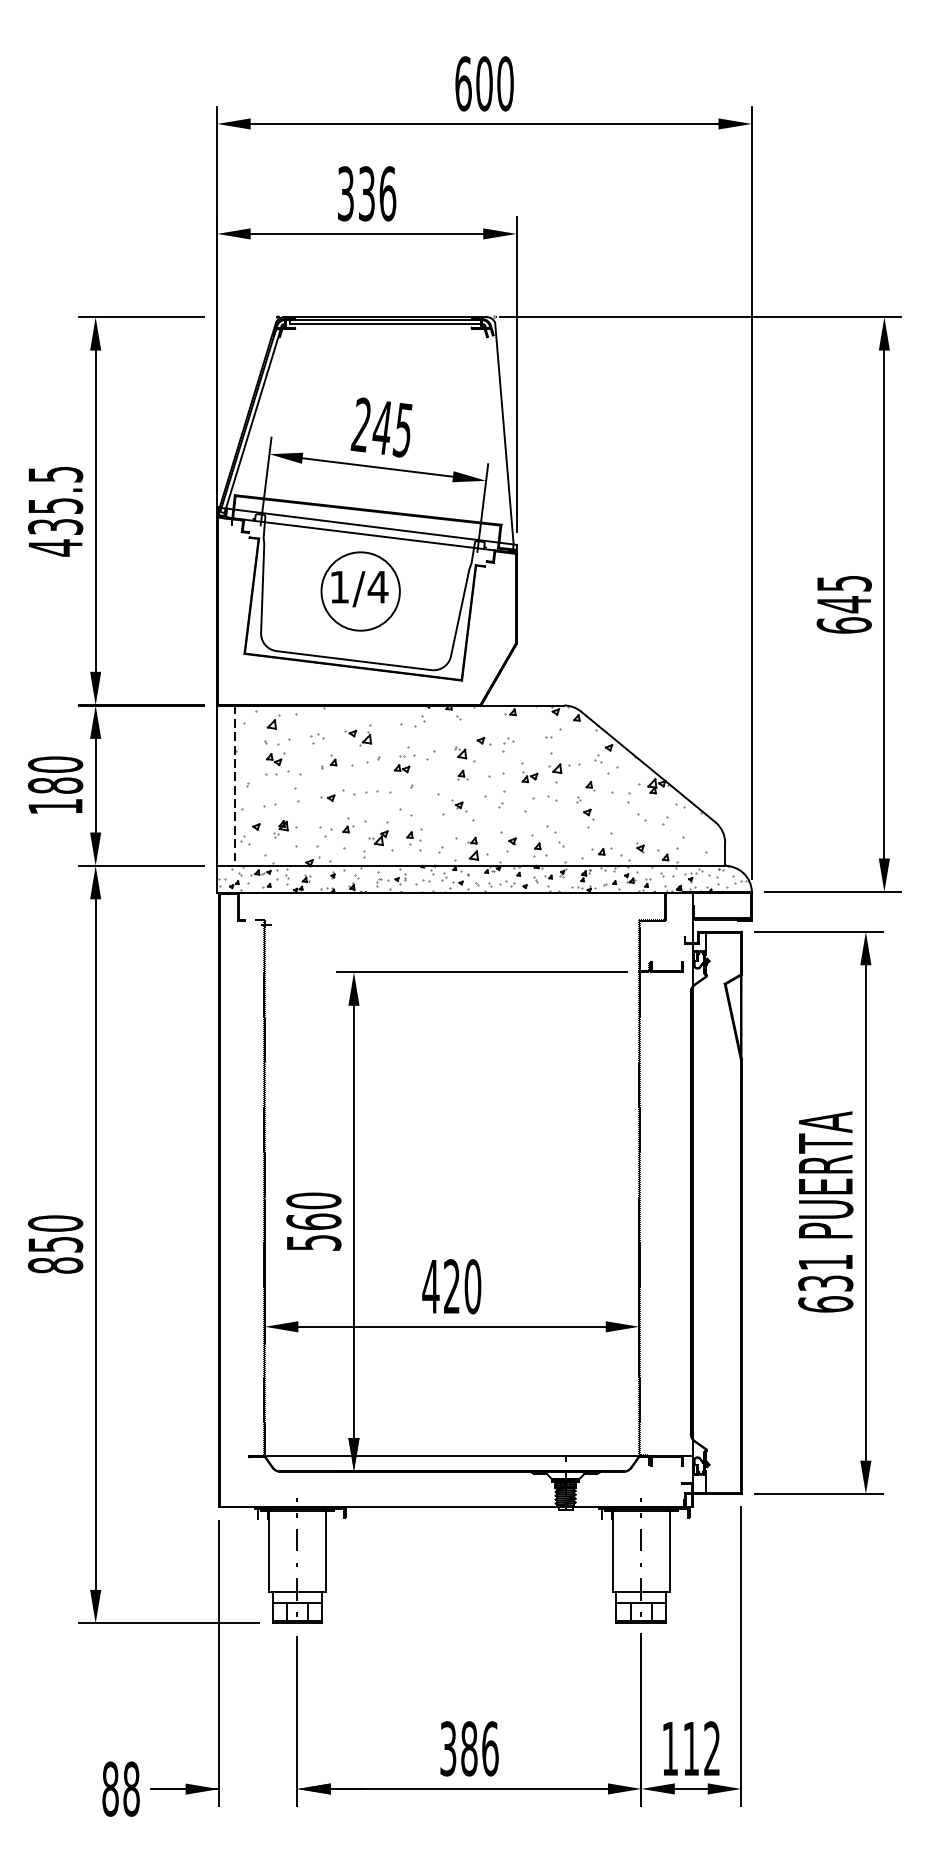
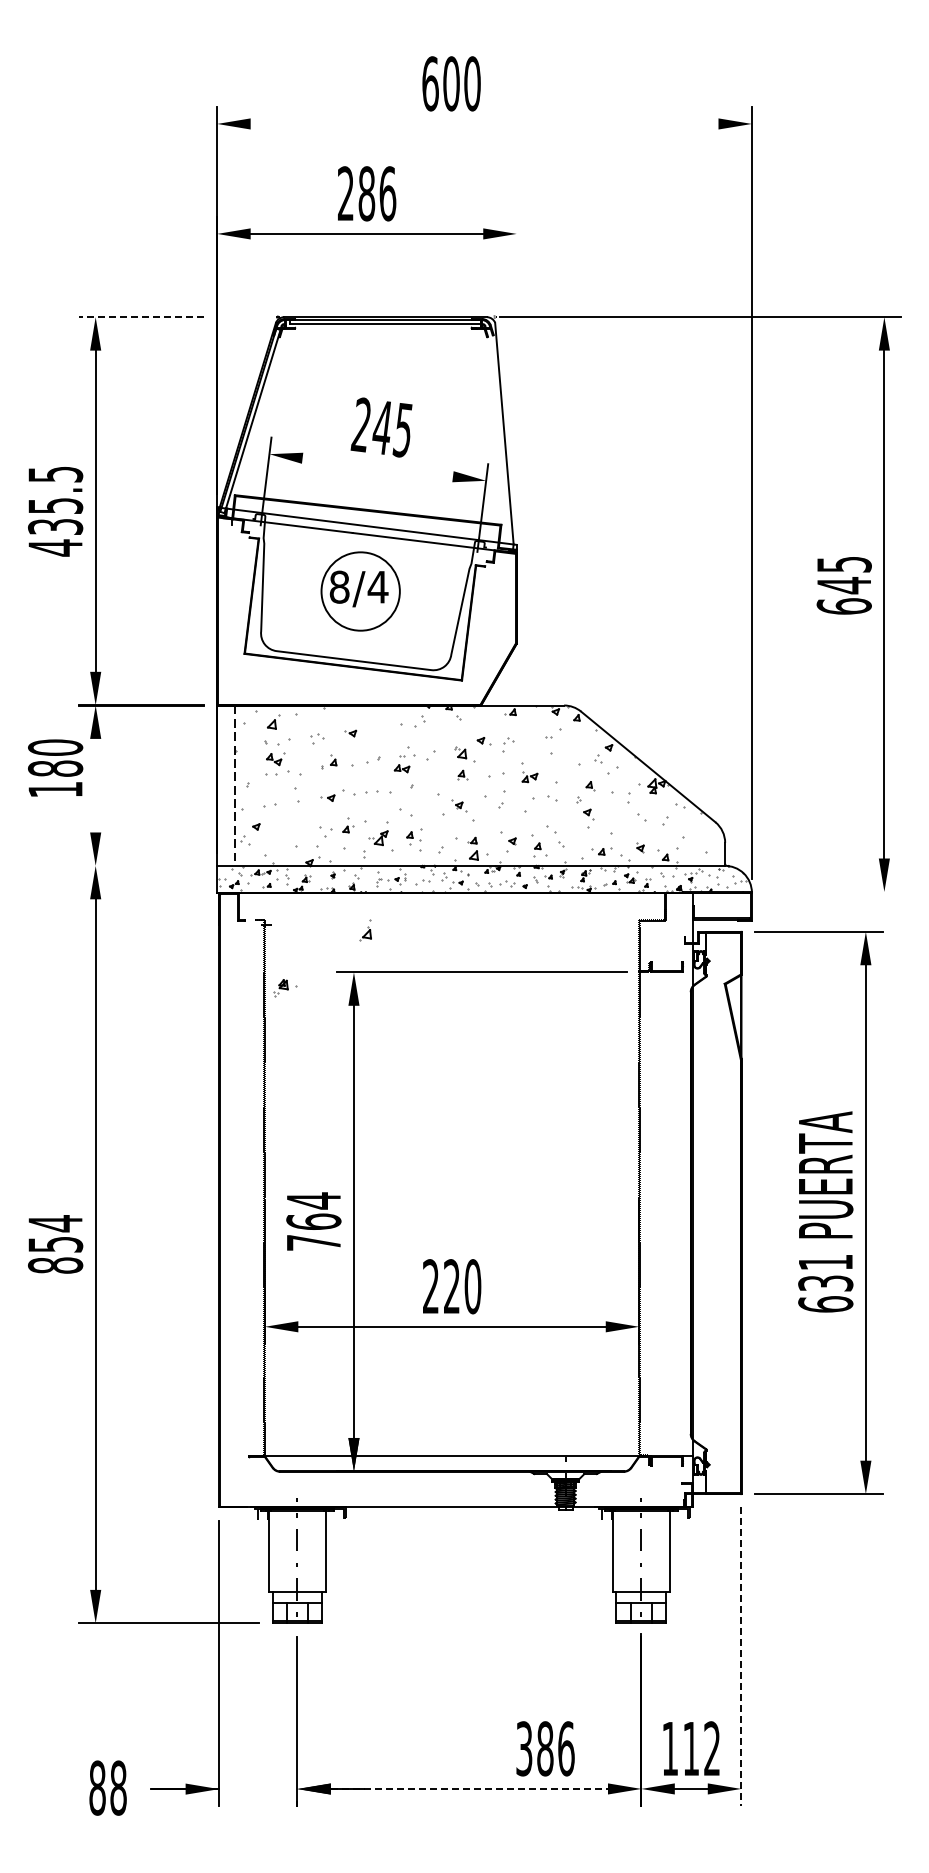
text position: (484, 83) -> (451, 83) (451, 83)
line: present -> none (484, 123)
text: 336 -> 286 (356, 193)
line: solid -> dashed (140, 317)
line: present -> none (516, 374)
line: present -> none (377, 467)
text: 1/4 -> 8/4 (339, 586)
text position: (843, 604) -> (843, 585) (843, 585)
part position: (365, 735) -> (365, 930) (365, 930)
part: present -> none (559, 768)
text position: (55, 784) -> (55, 767) (55, 767)
line: present -> none (95, 785)
part position: (285, 829) -> (285, 988) (285, 988)
line: present -> none (140, 865)
line: present -> none (833, 891)
text: 560 -> 764 (313, 1221)
text: 850 -> 854 (55, 1223)
text: 420 -> 220 (430, 1286)
line: solid -> dashed (741, 1657)
text position: (469, 1748) -> (545, 1748) (545, 1748)
text position: (120, 1788) -> (107, 1787) (107, 1787)
line: solid -> dashed (469, 1788)
